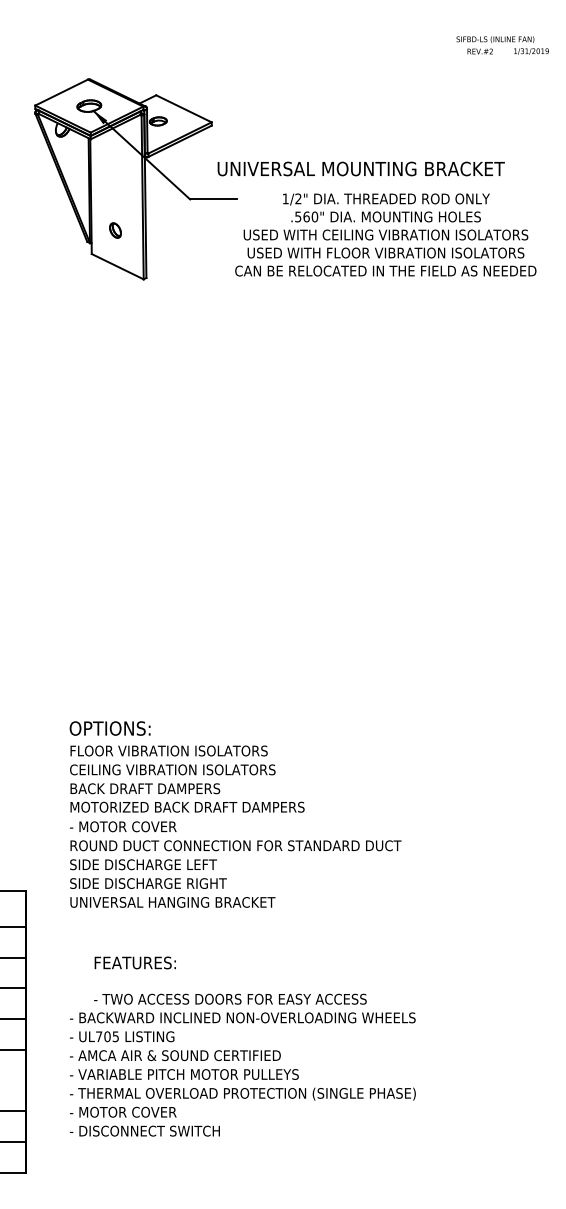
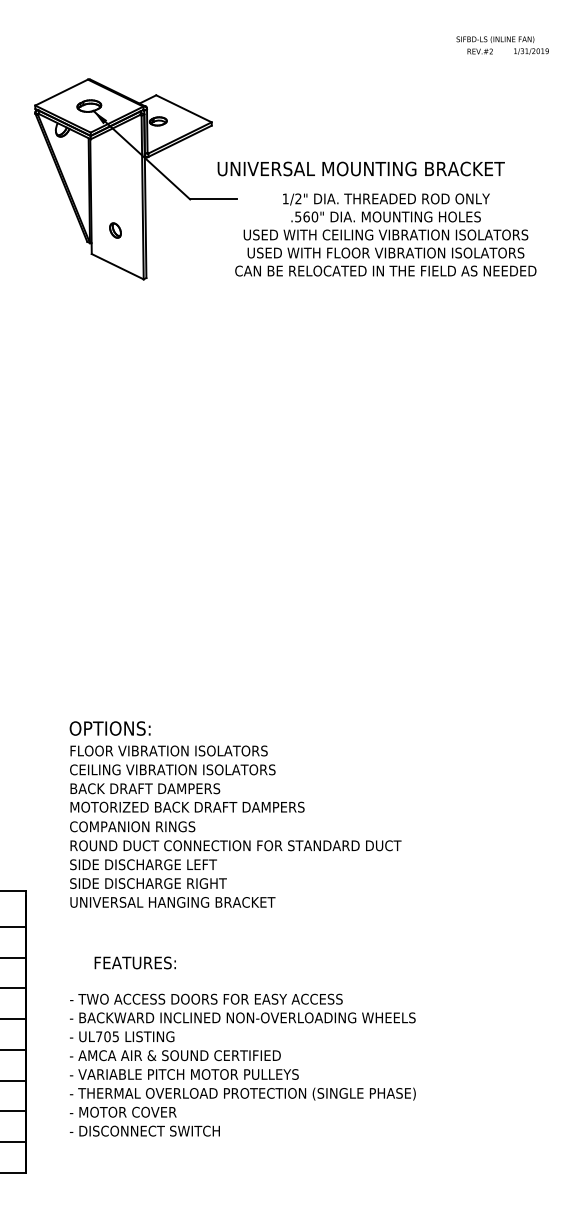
text: - MOTOR COVER -> COMPANION RINGS (132, 826)
text position: (230, 998) -> (206, 998) (206, 998)
line: none -> present (14, 1080)
